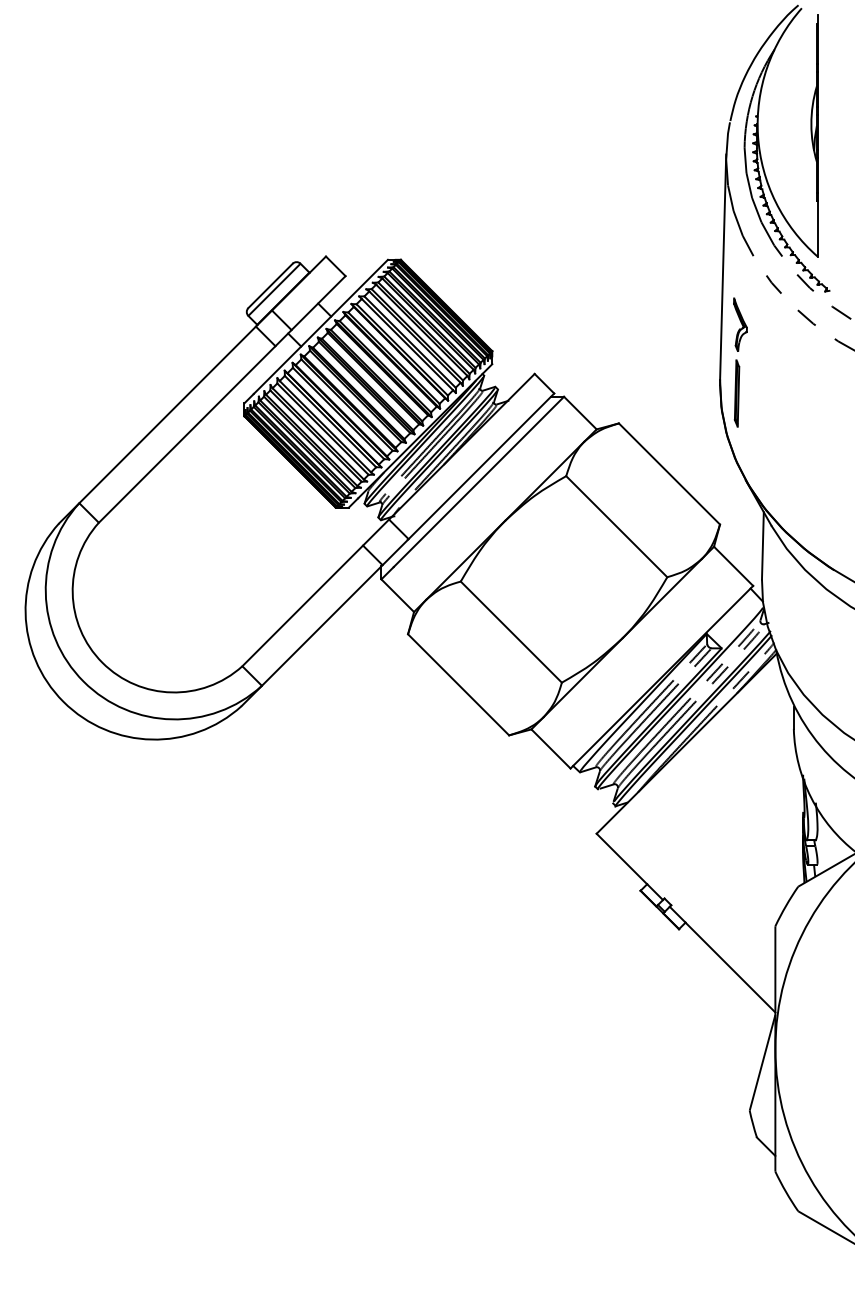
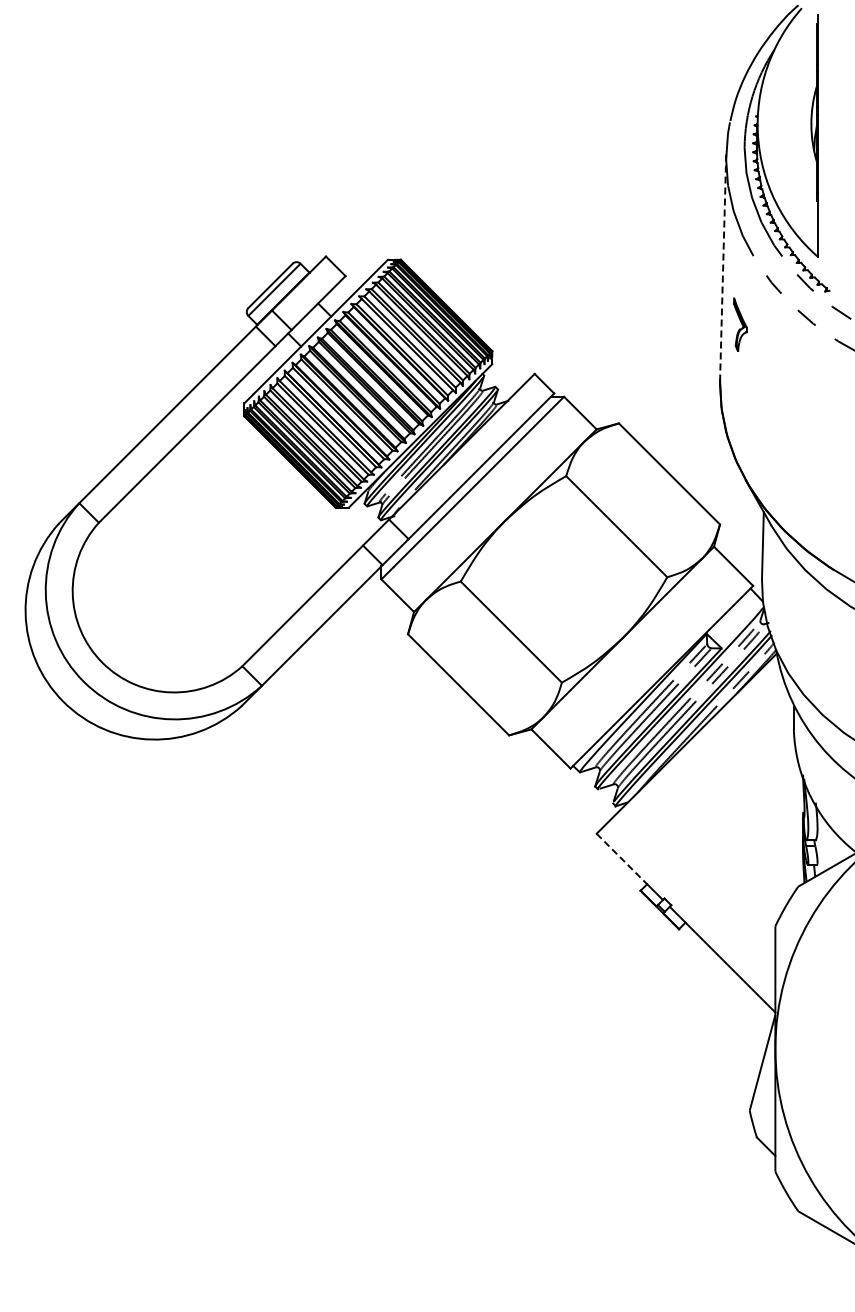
line: solid -> dashed (723, 267)
part: present -> none (736, 393)
line: solid -> dashed (621, 859)
